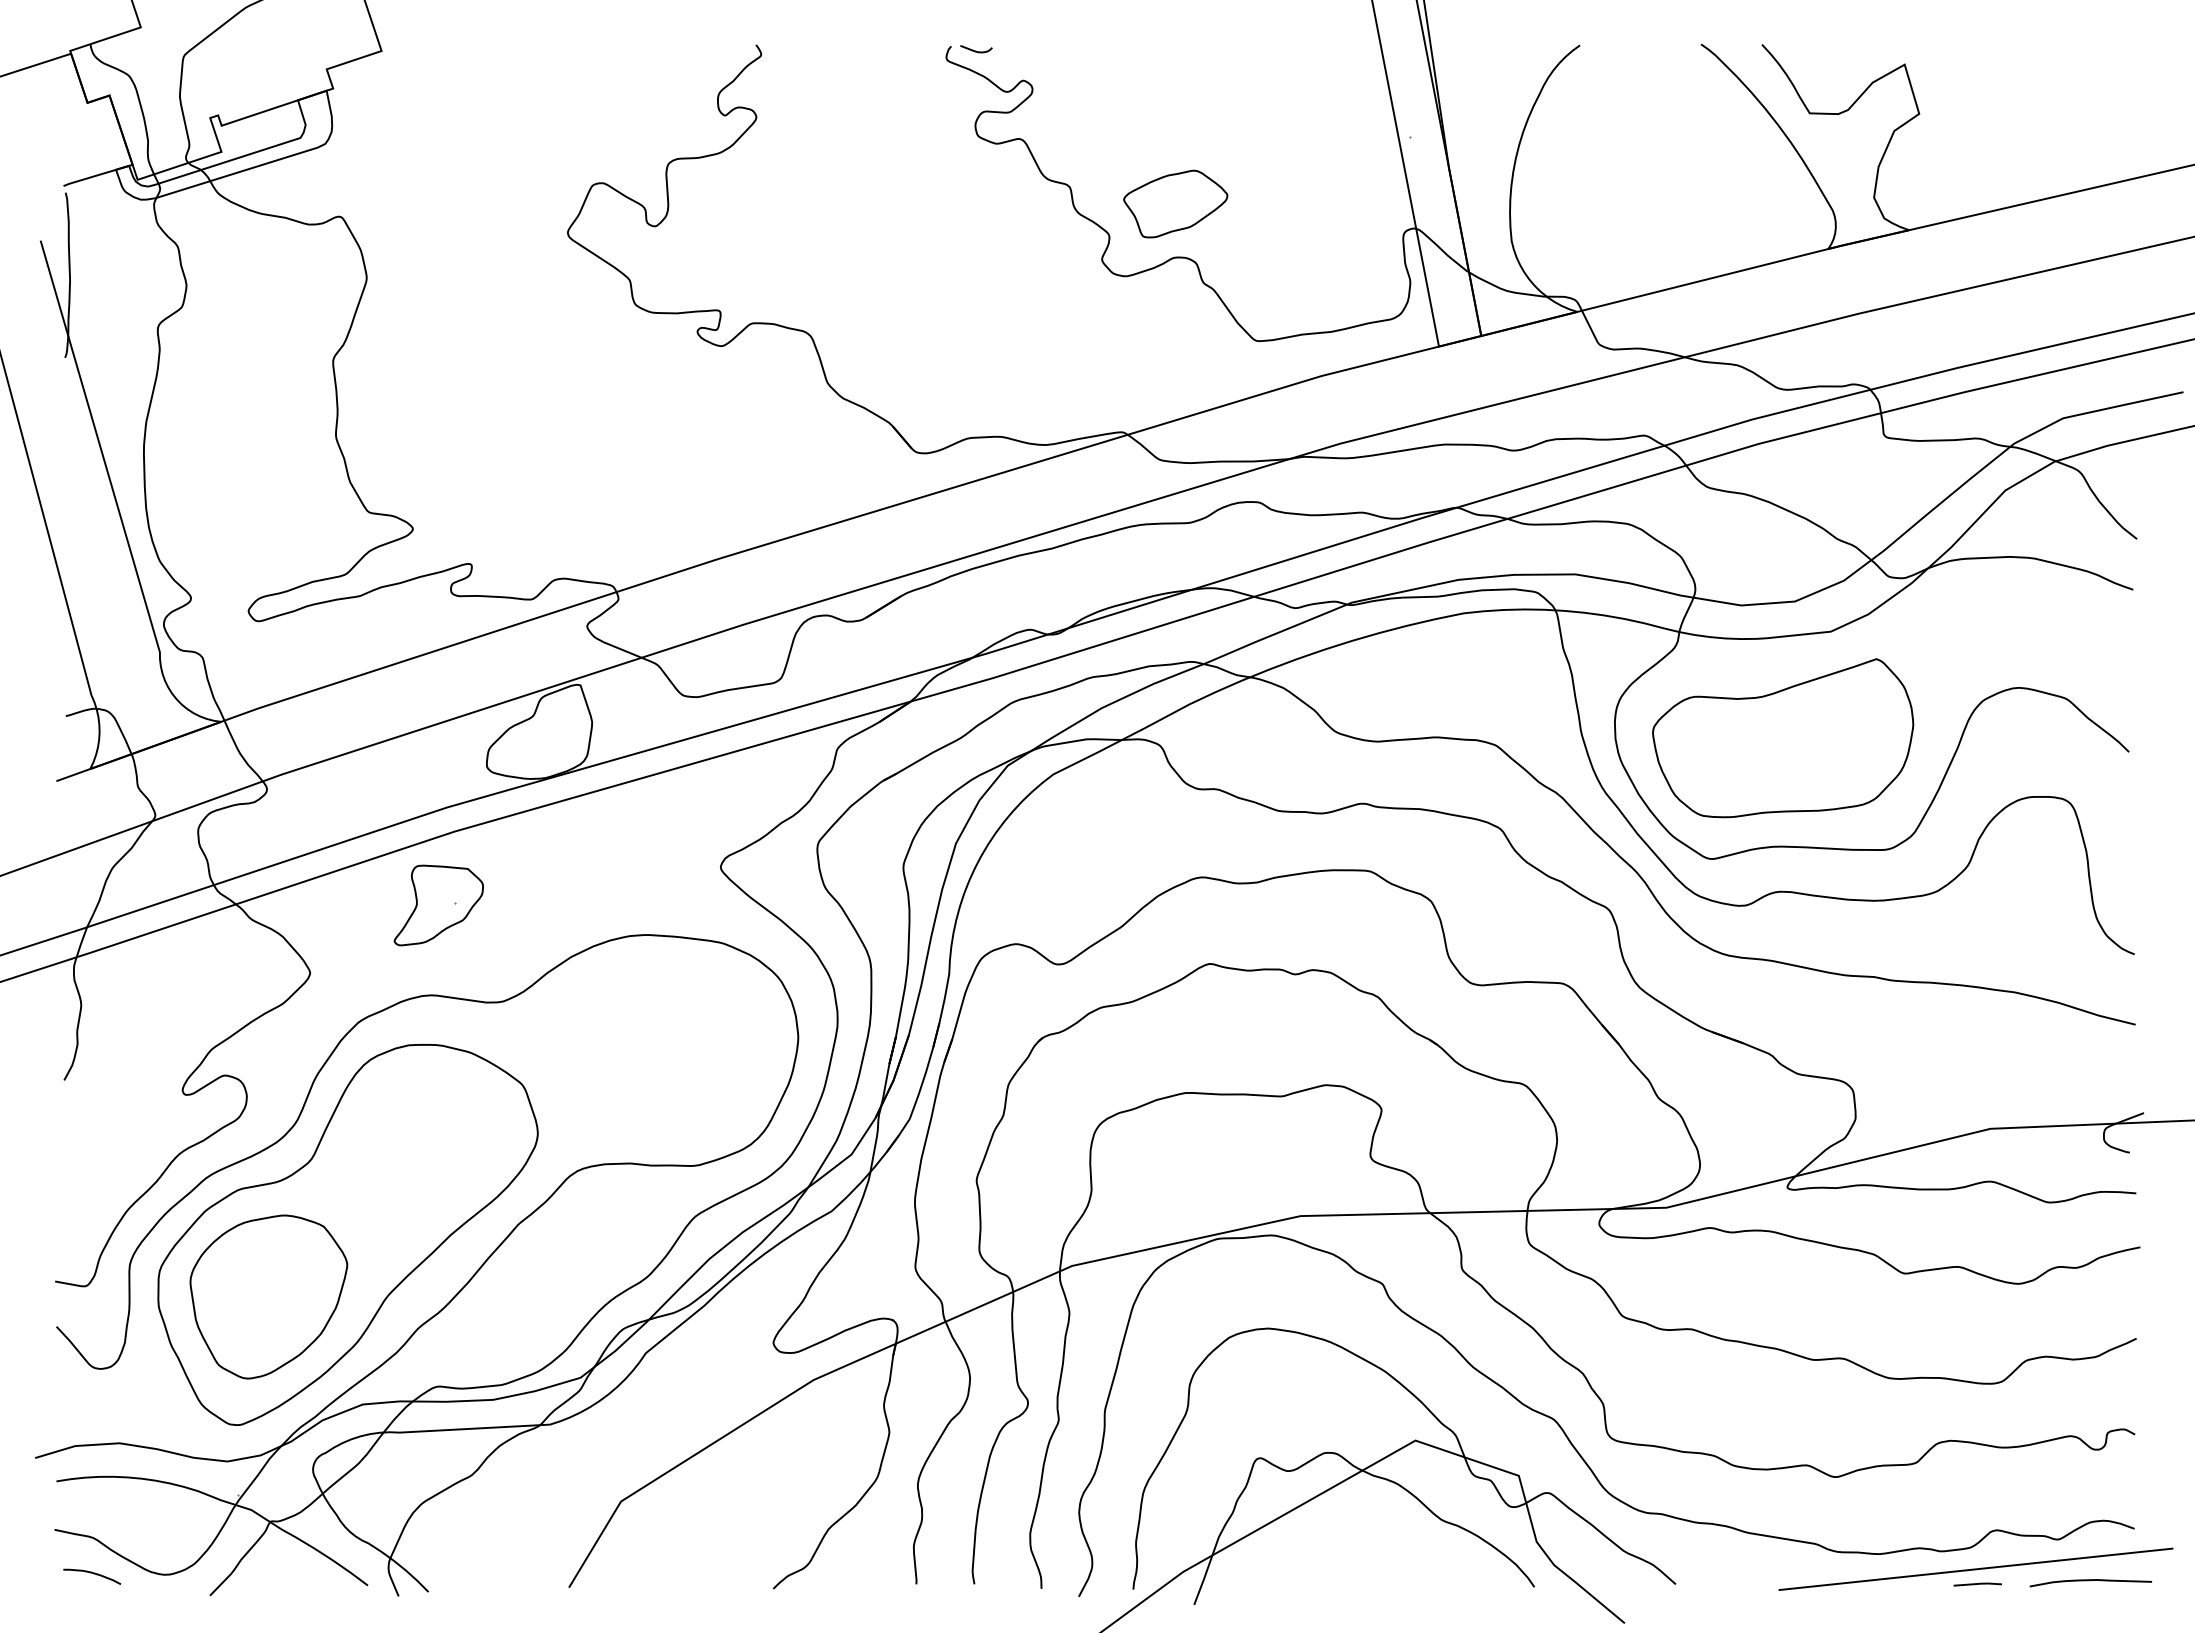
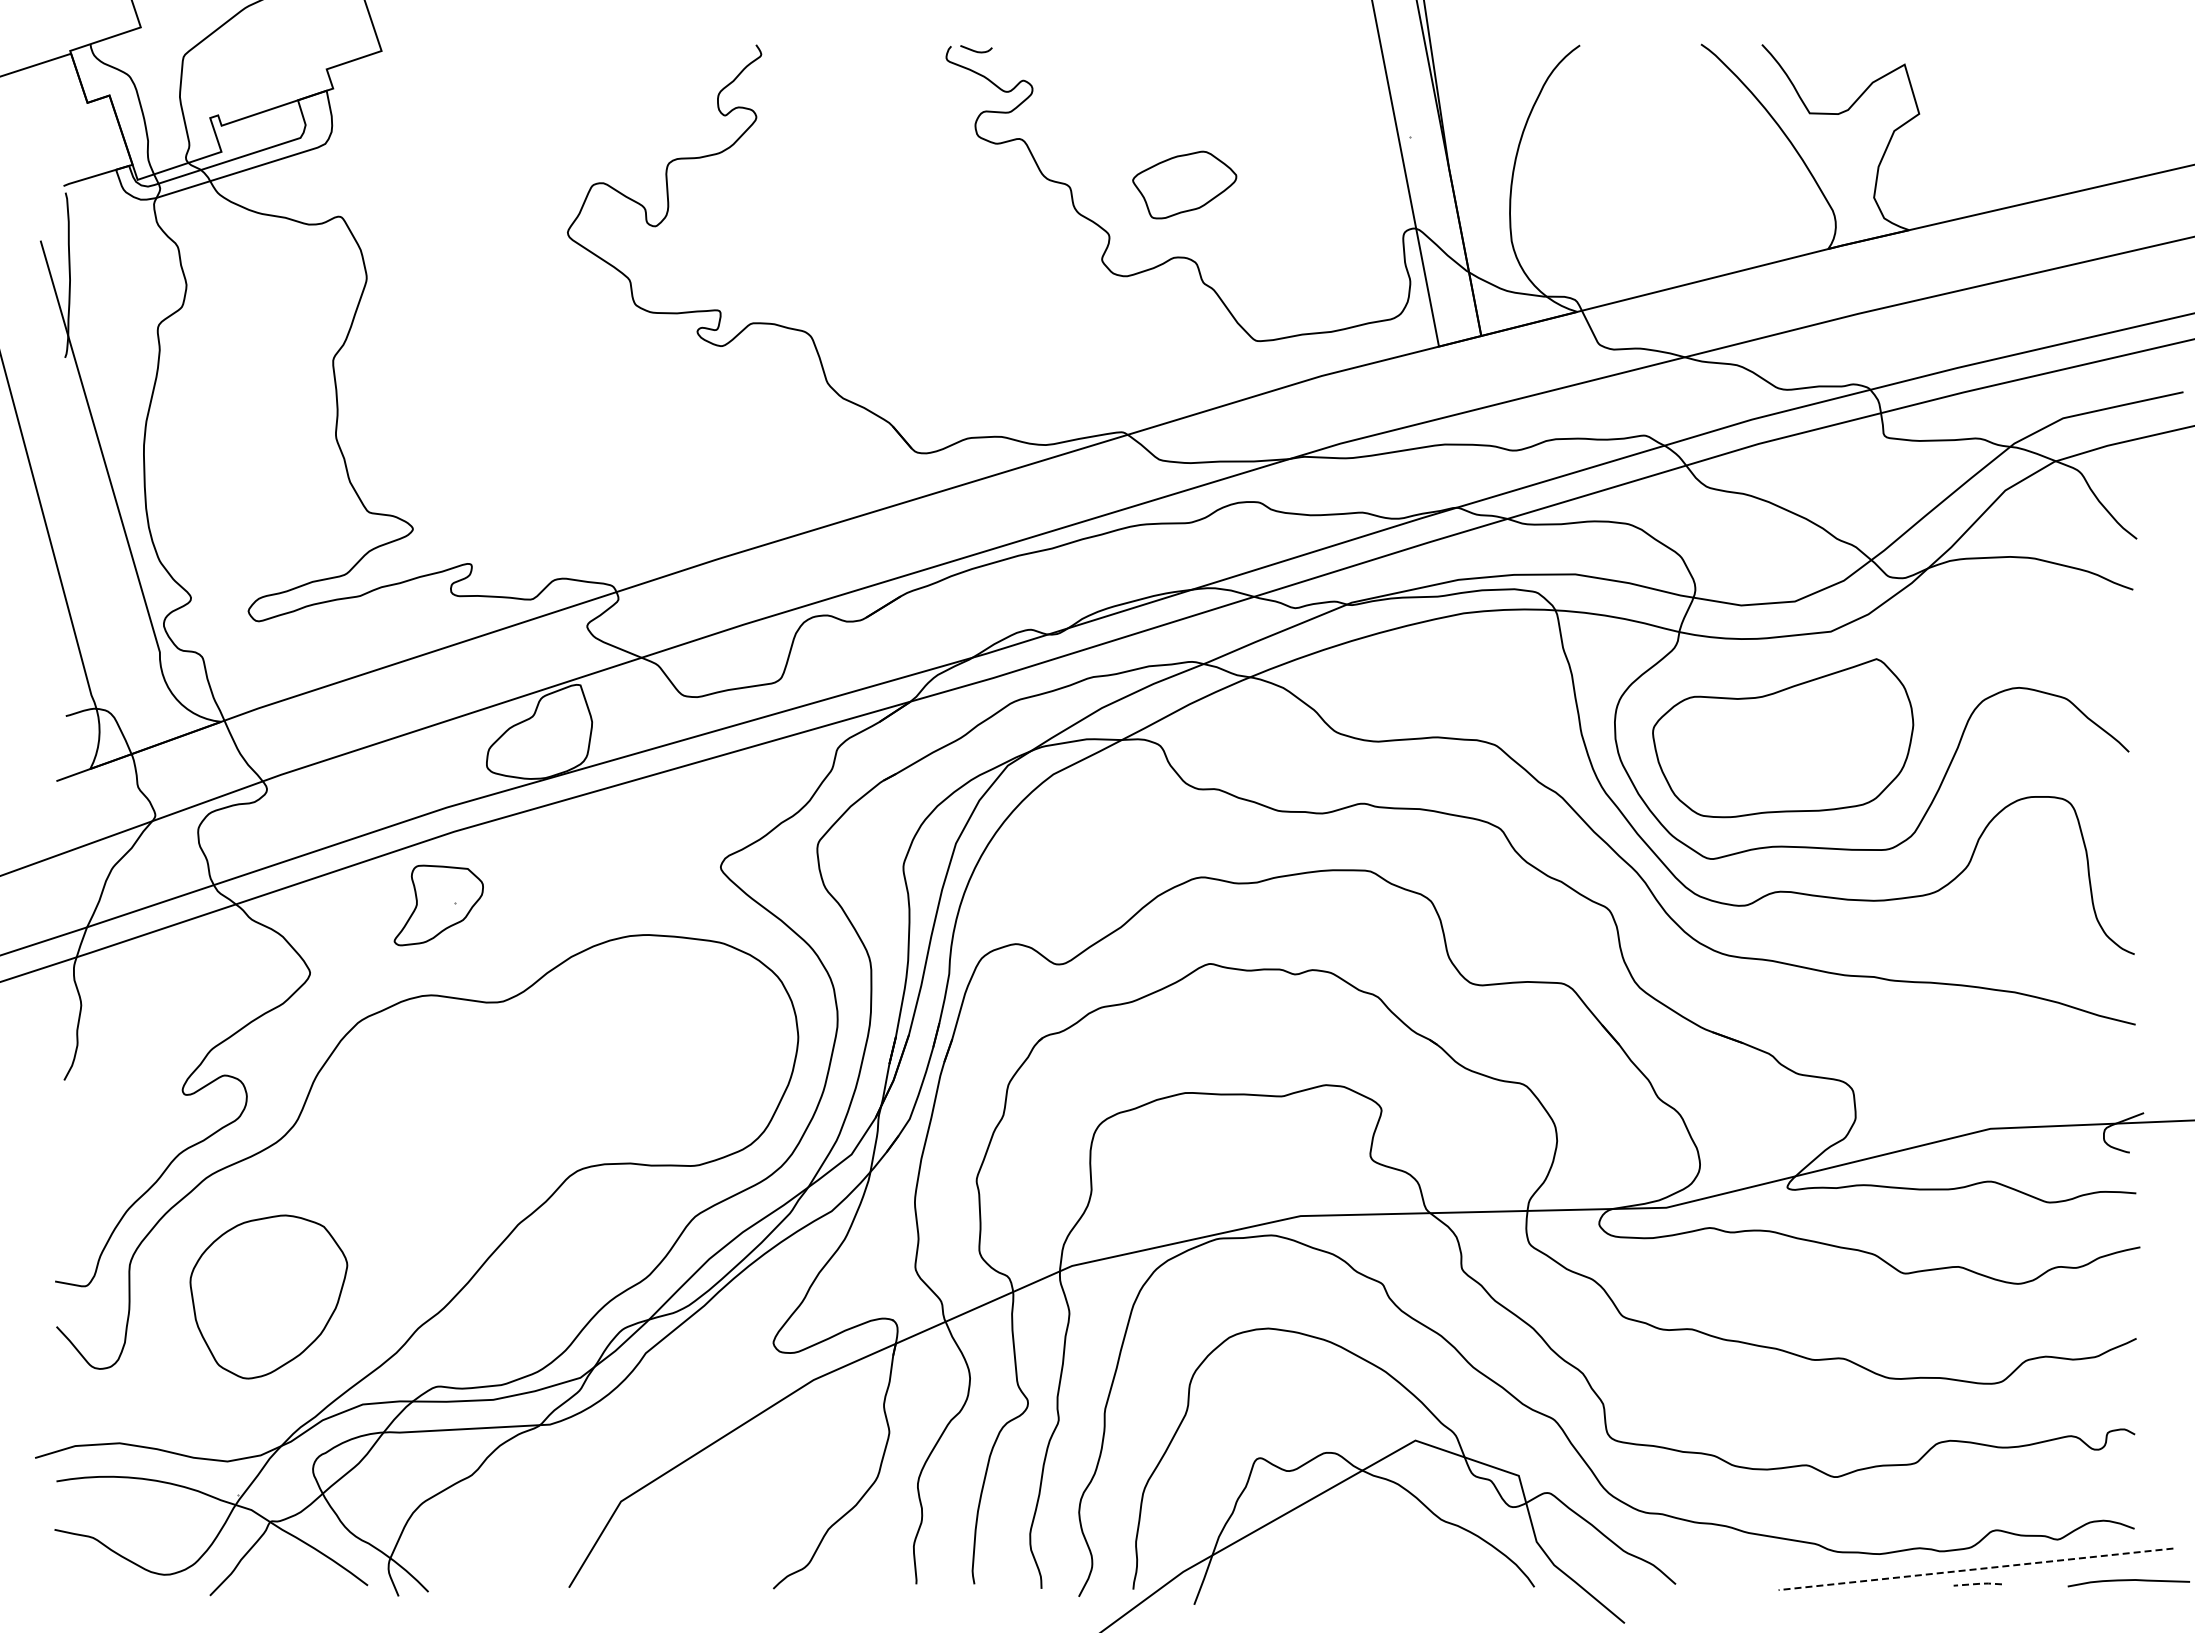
part position: (1175, 203) -> (1184, 184) (1184, 184)
part: present -> none (347, 1234)
line: solid -> dashed (1975, 1569)
curve: present -> none (93, 1574)
curve position: (2089, 1581) -> (2127, 1581) (2127, 1581)
line: solid -> dashed (1979, 1583)
